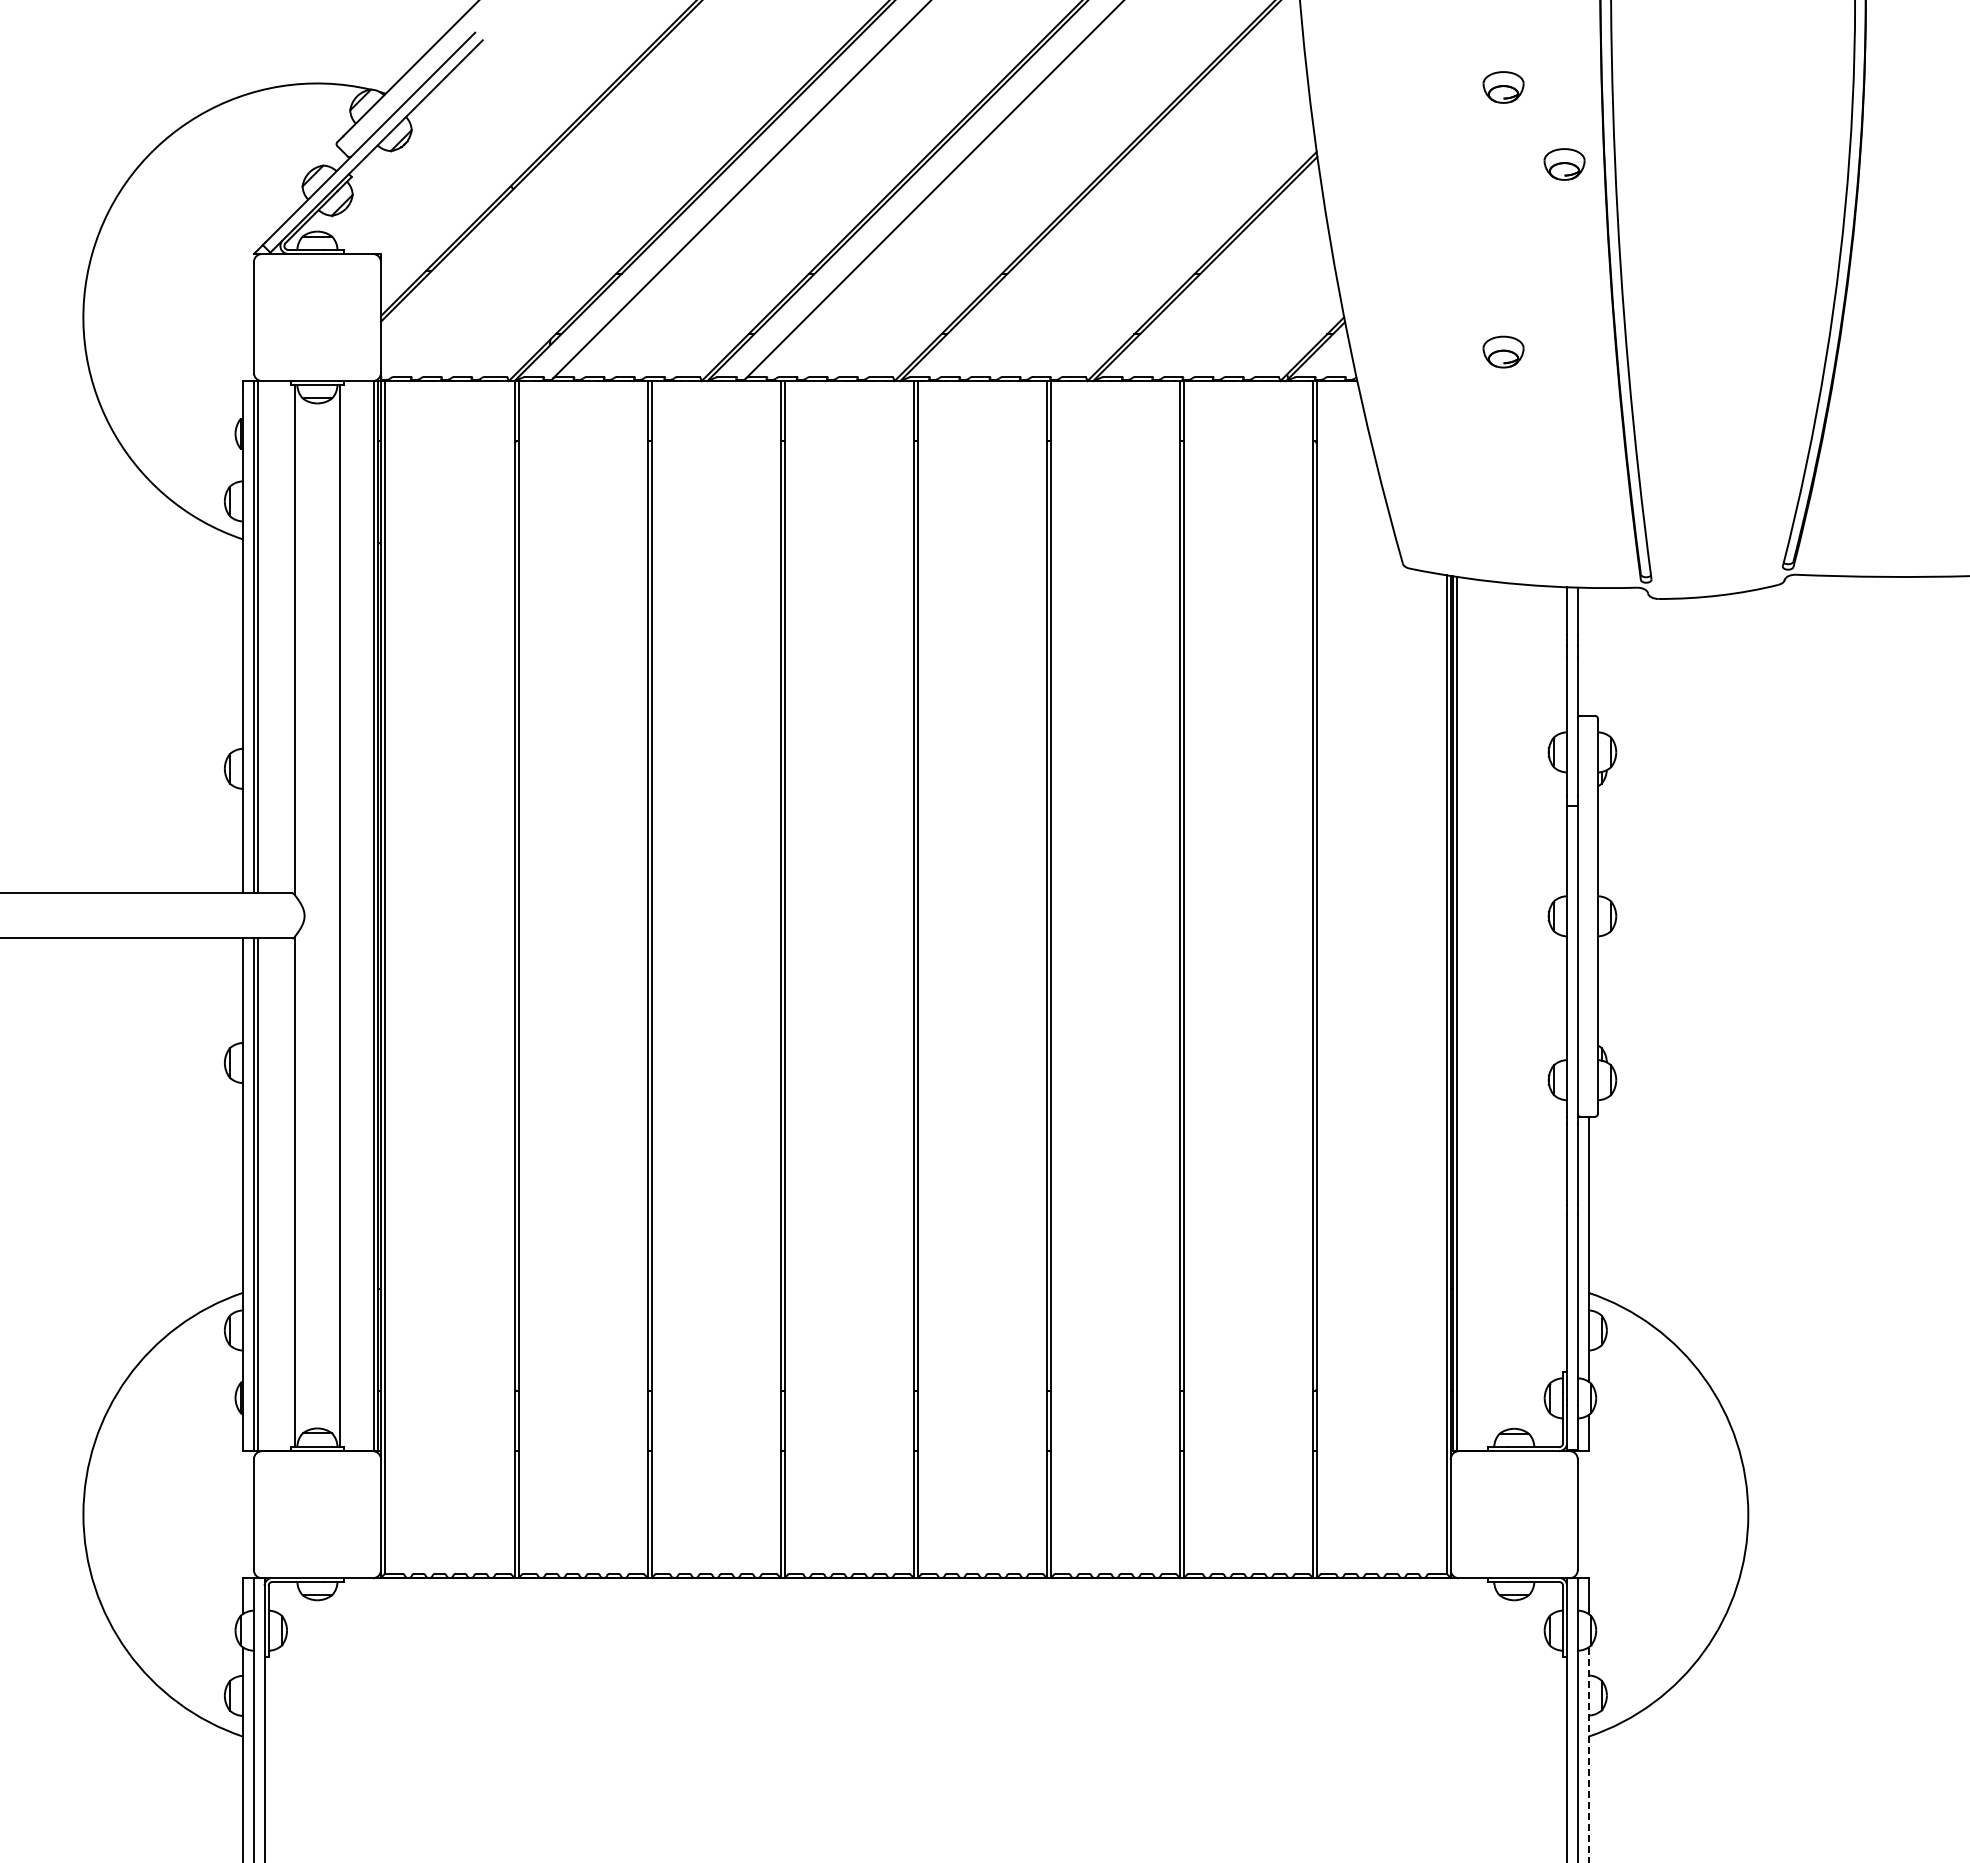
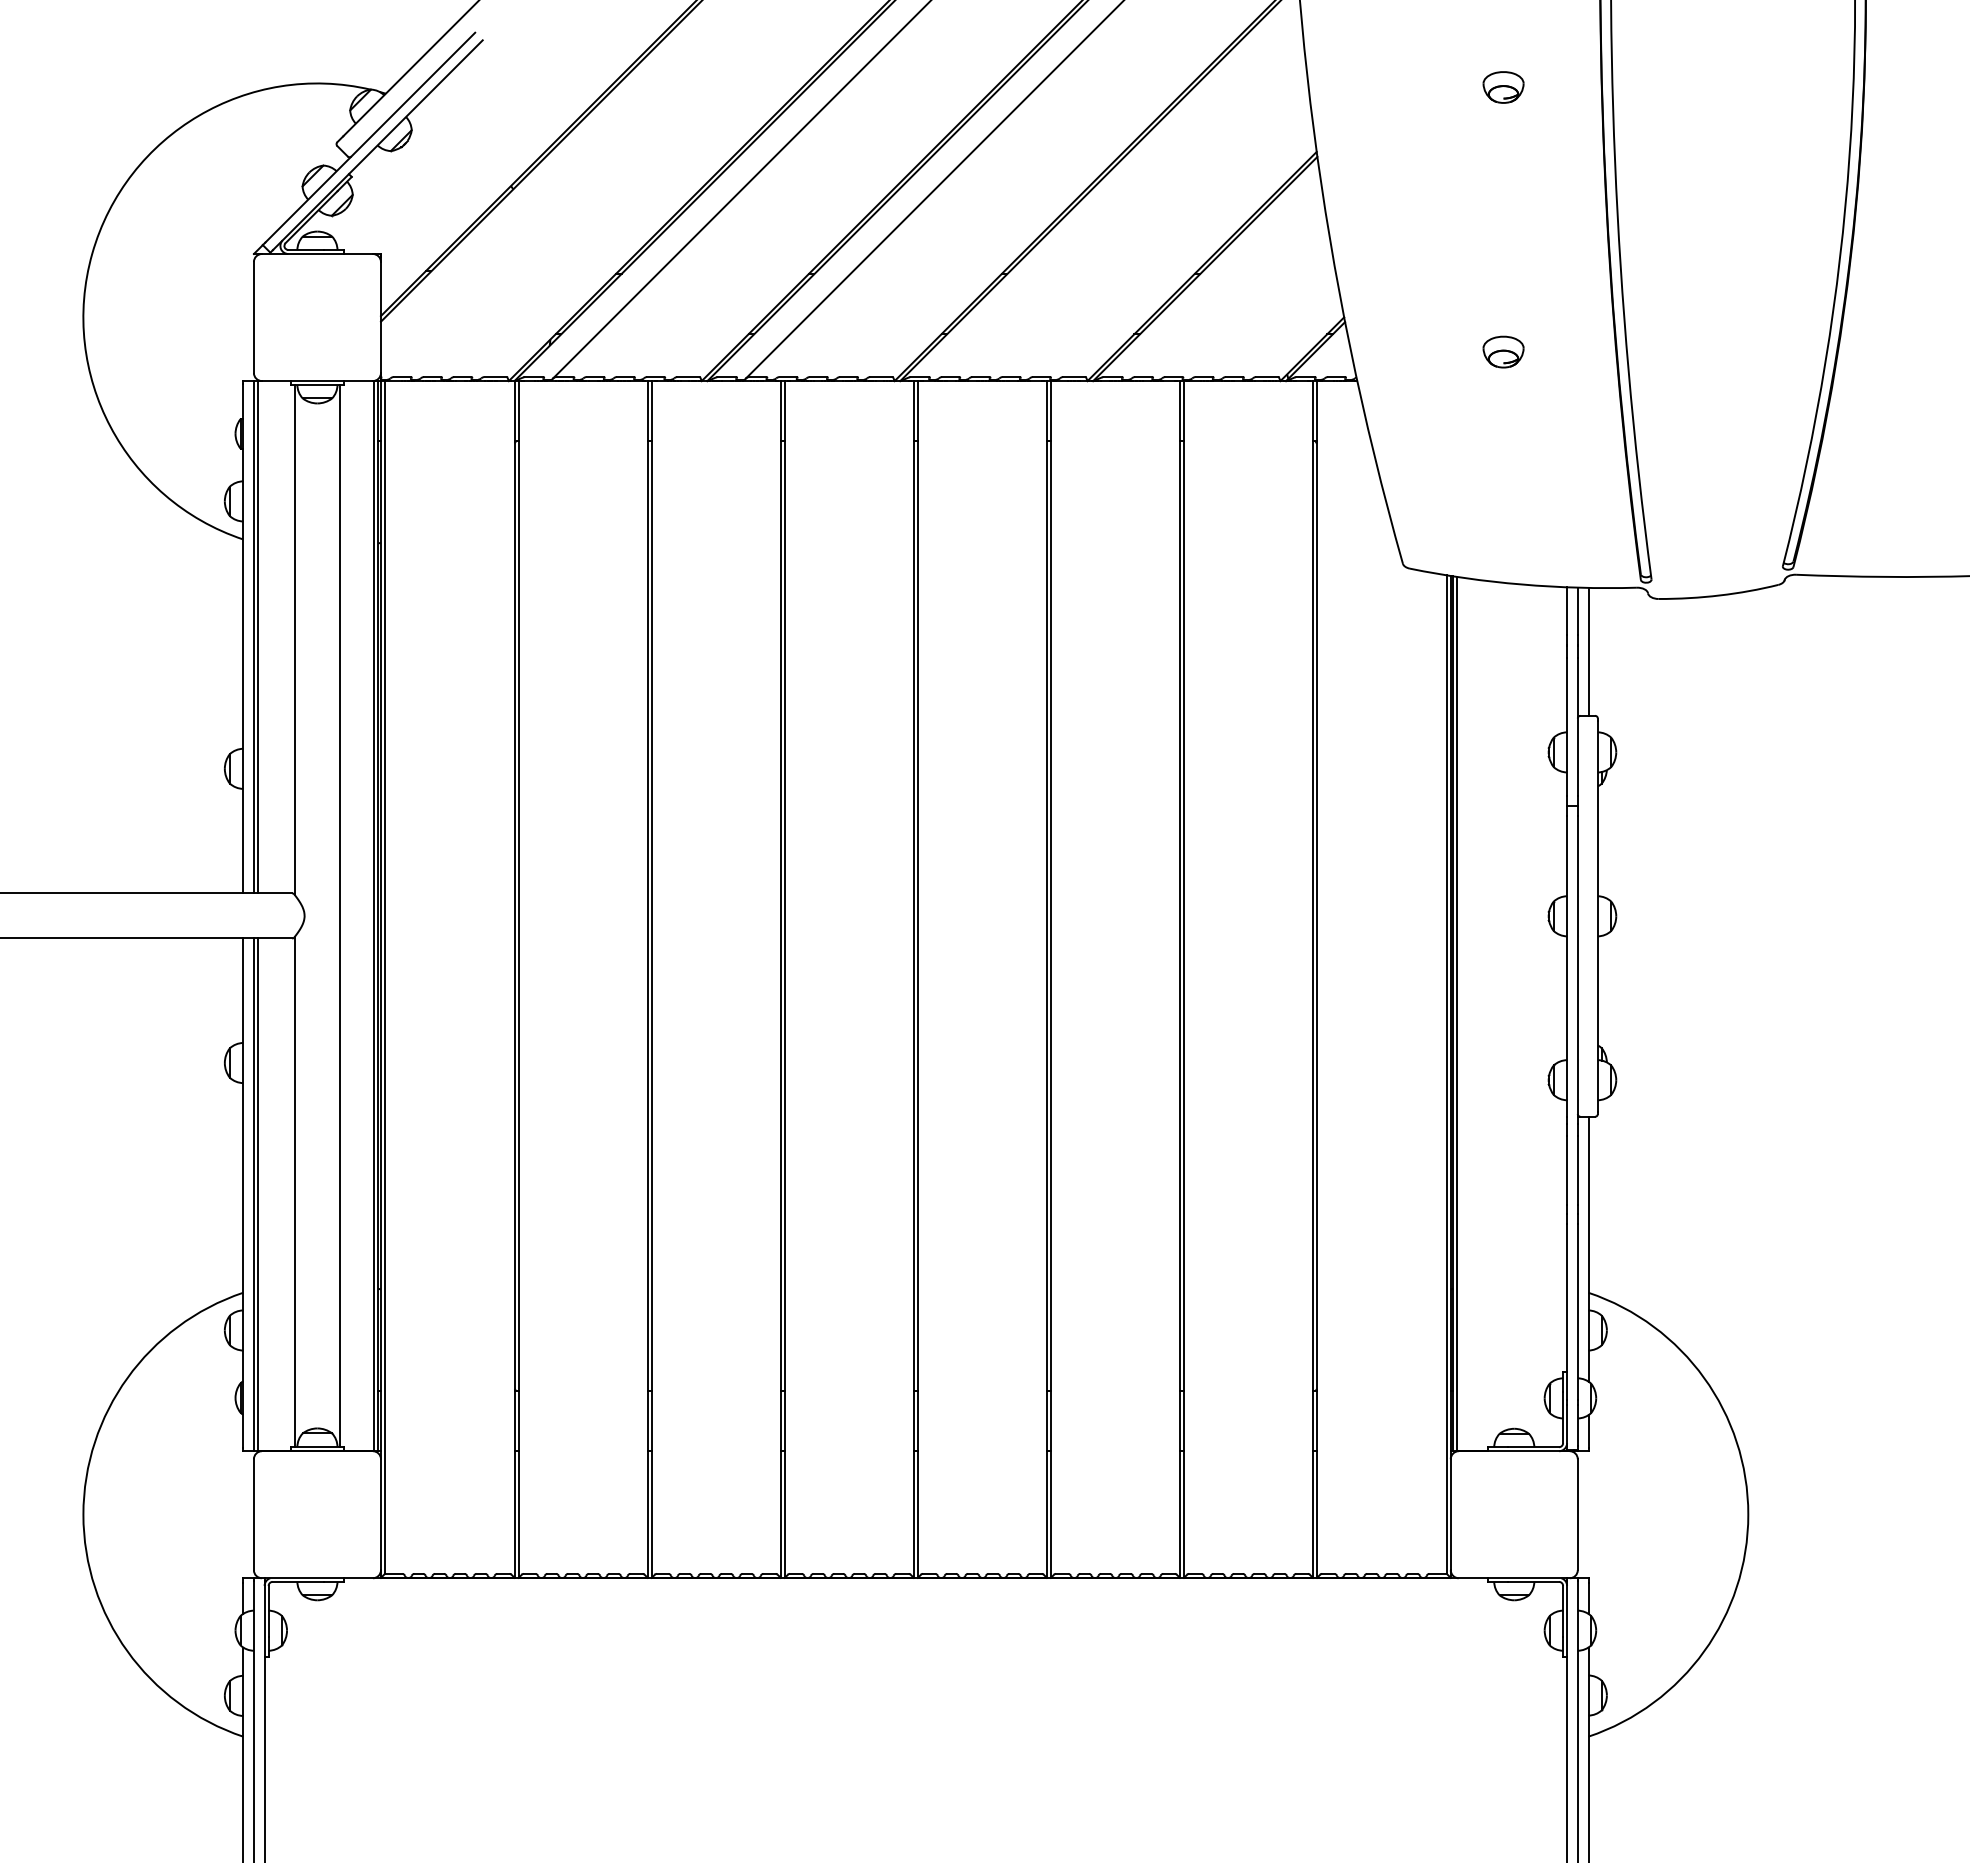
part: present -> none (1564, 164)
line: none -> present (1588, 651)
line: dashed -> solid (1588, 1755)
